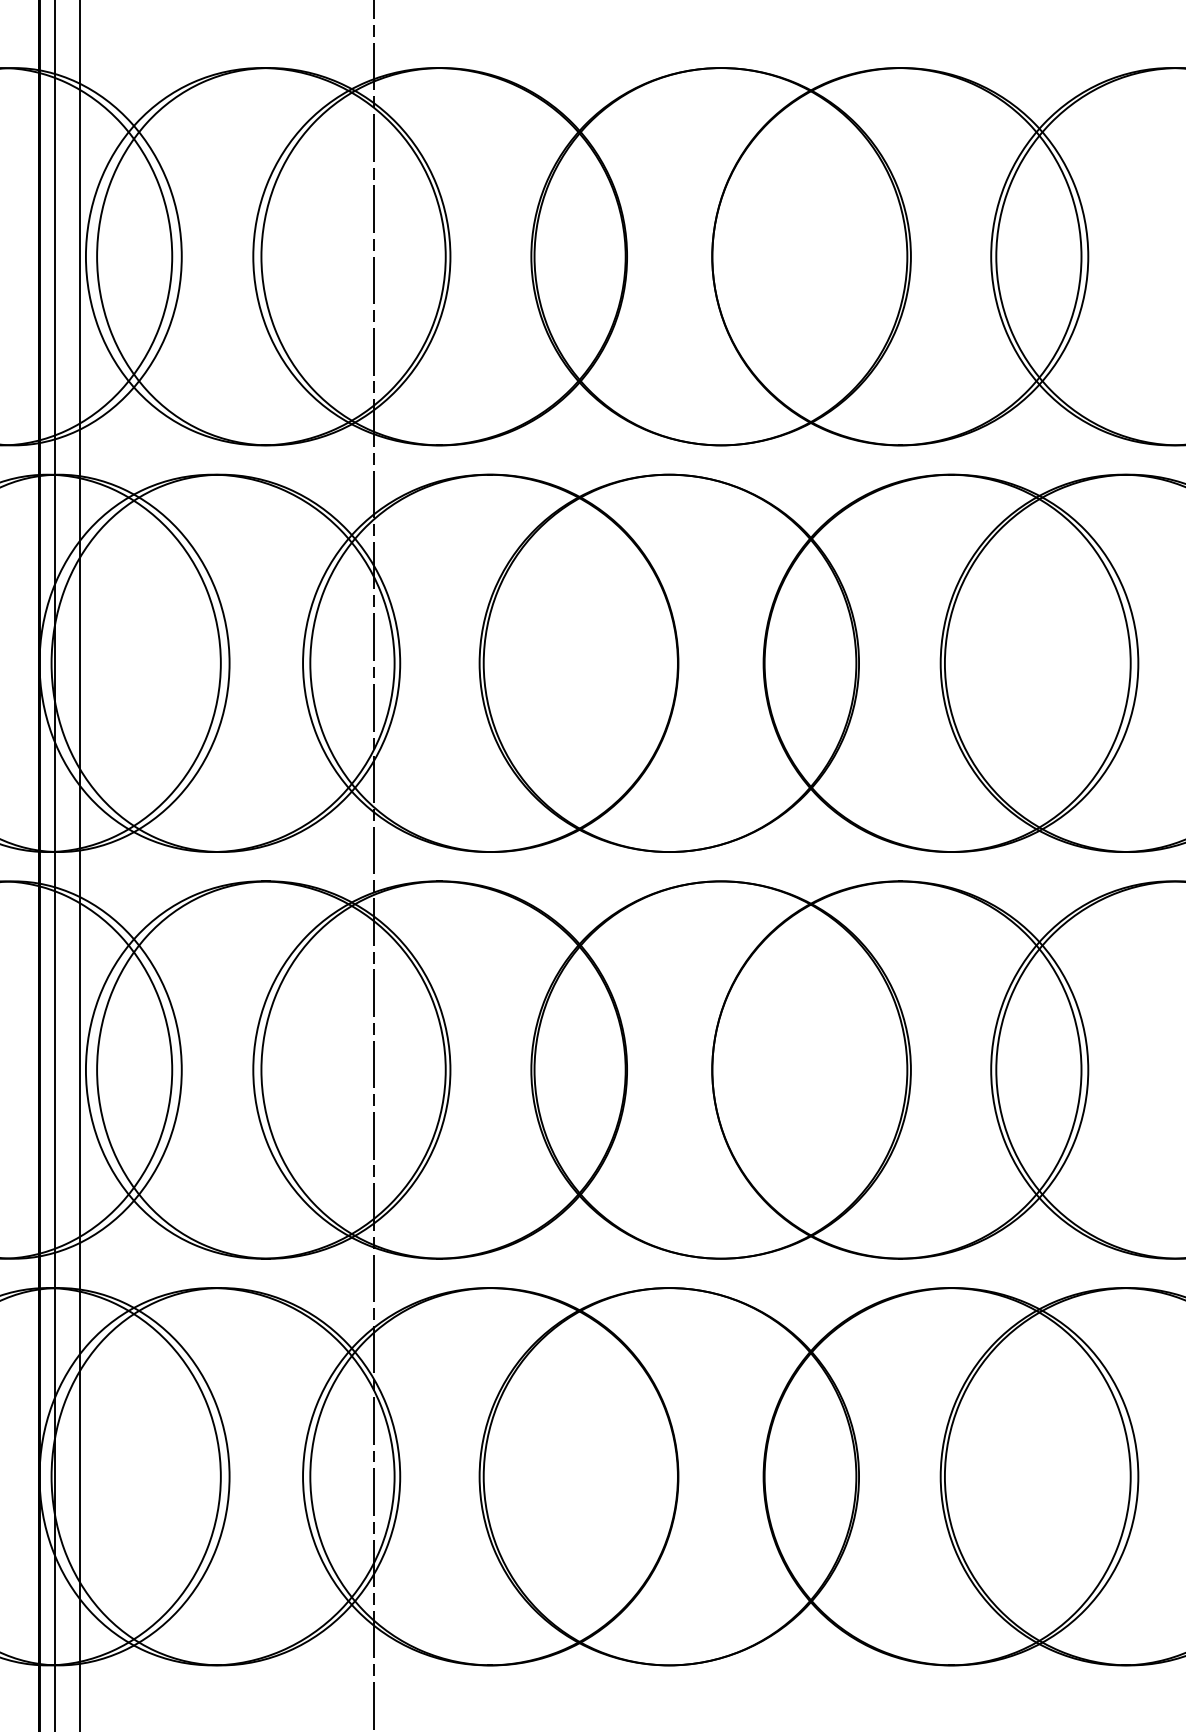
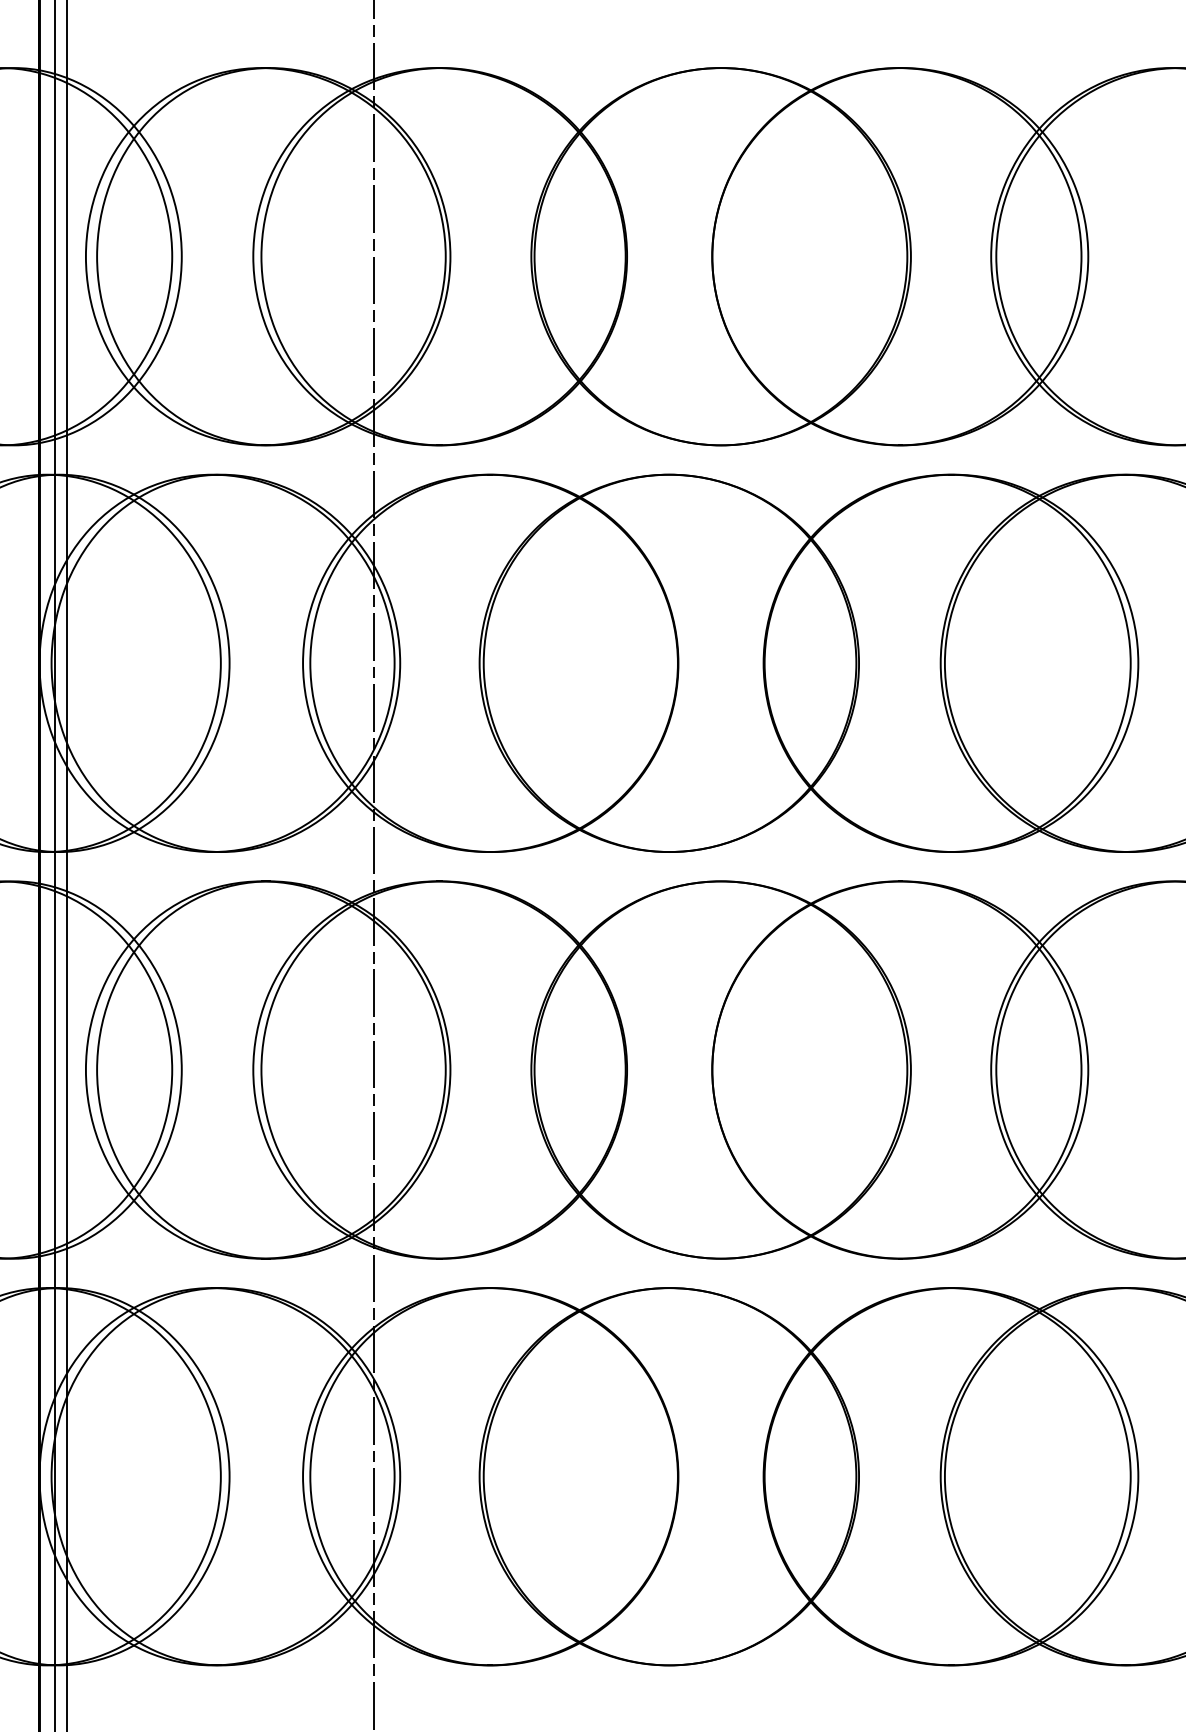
line position: (79, 865) -> (66, 865) (66, 865)
